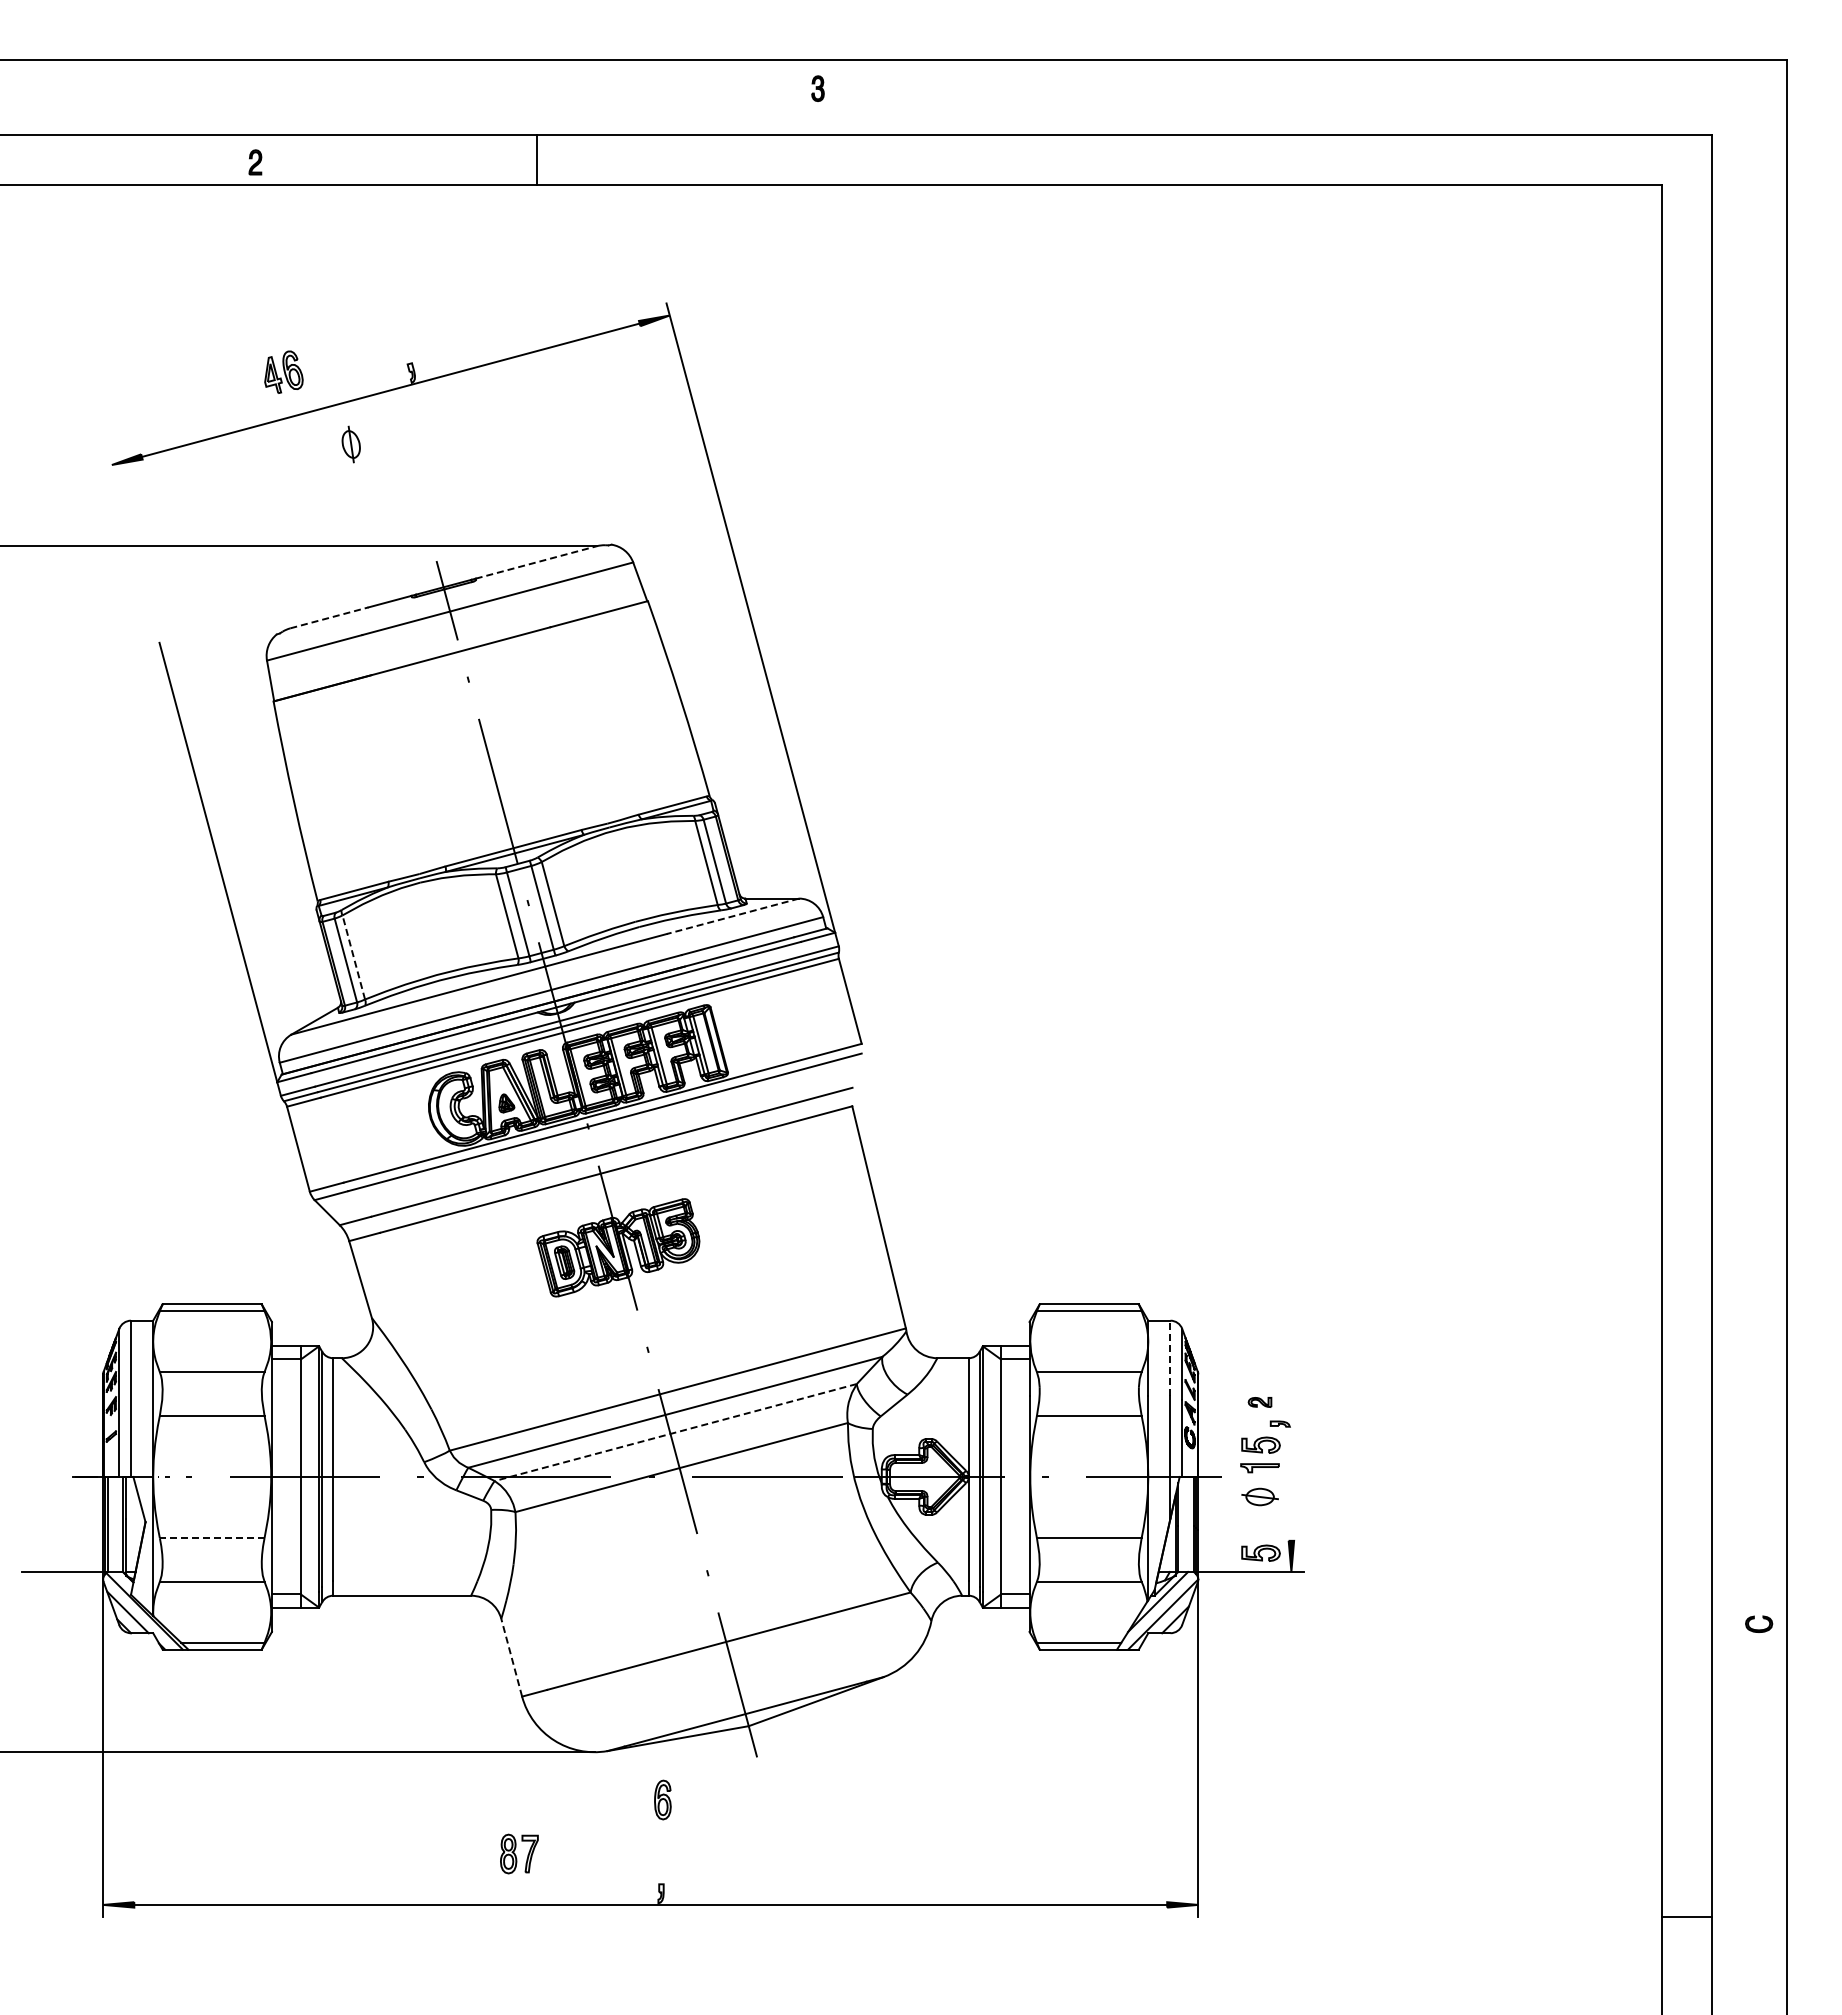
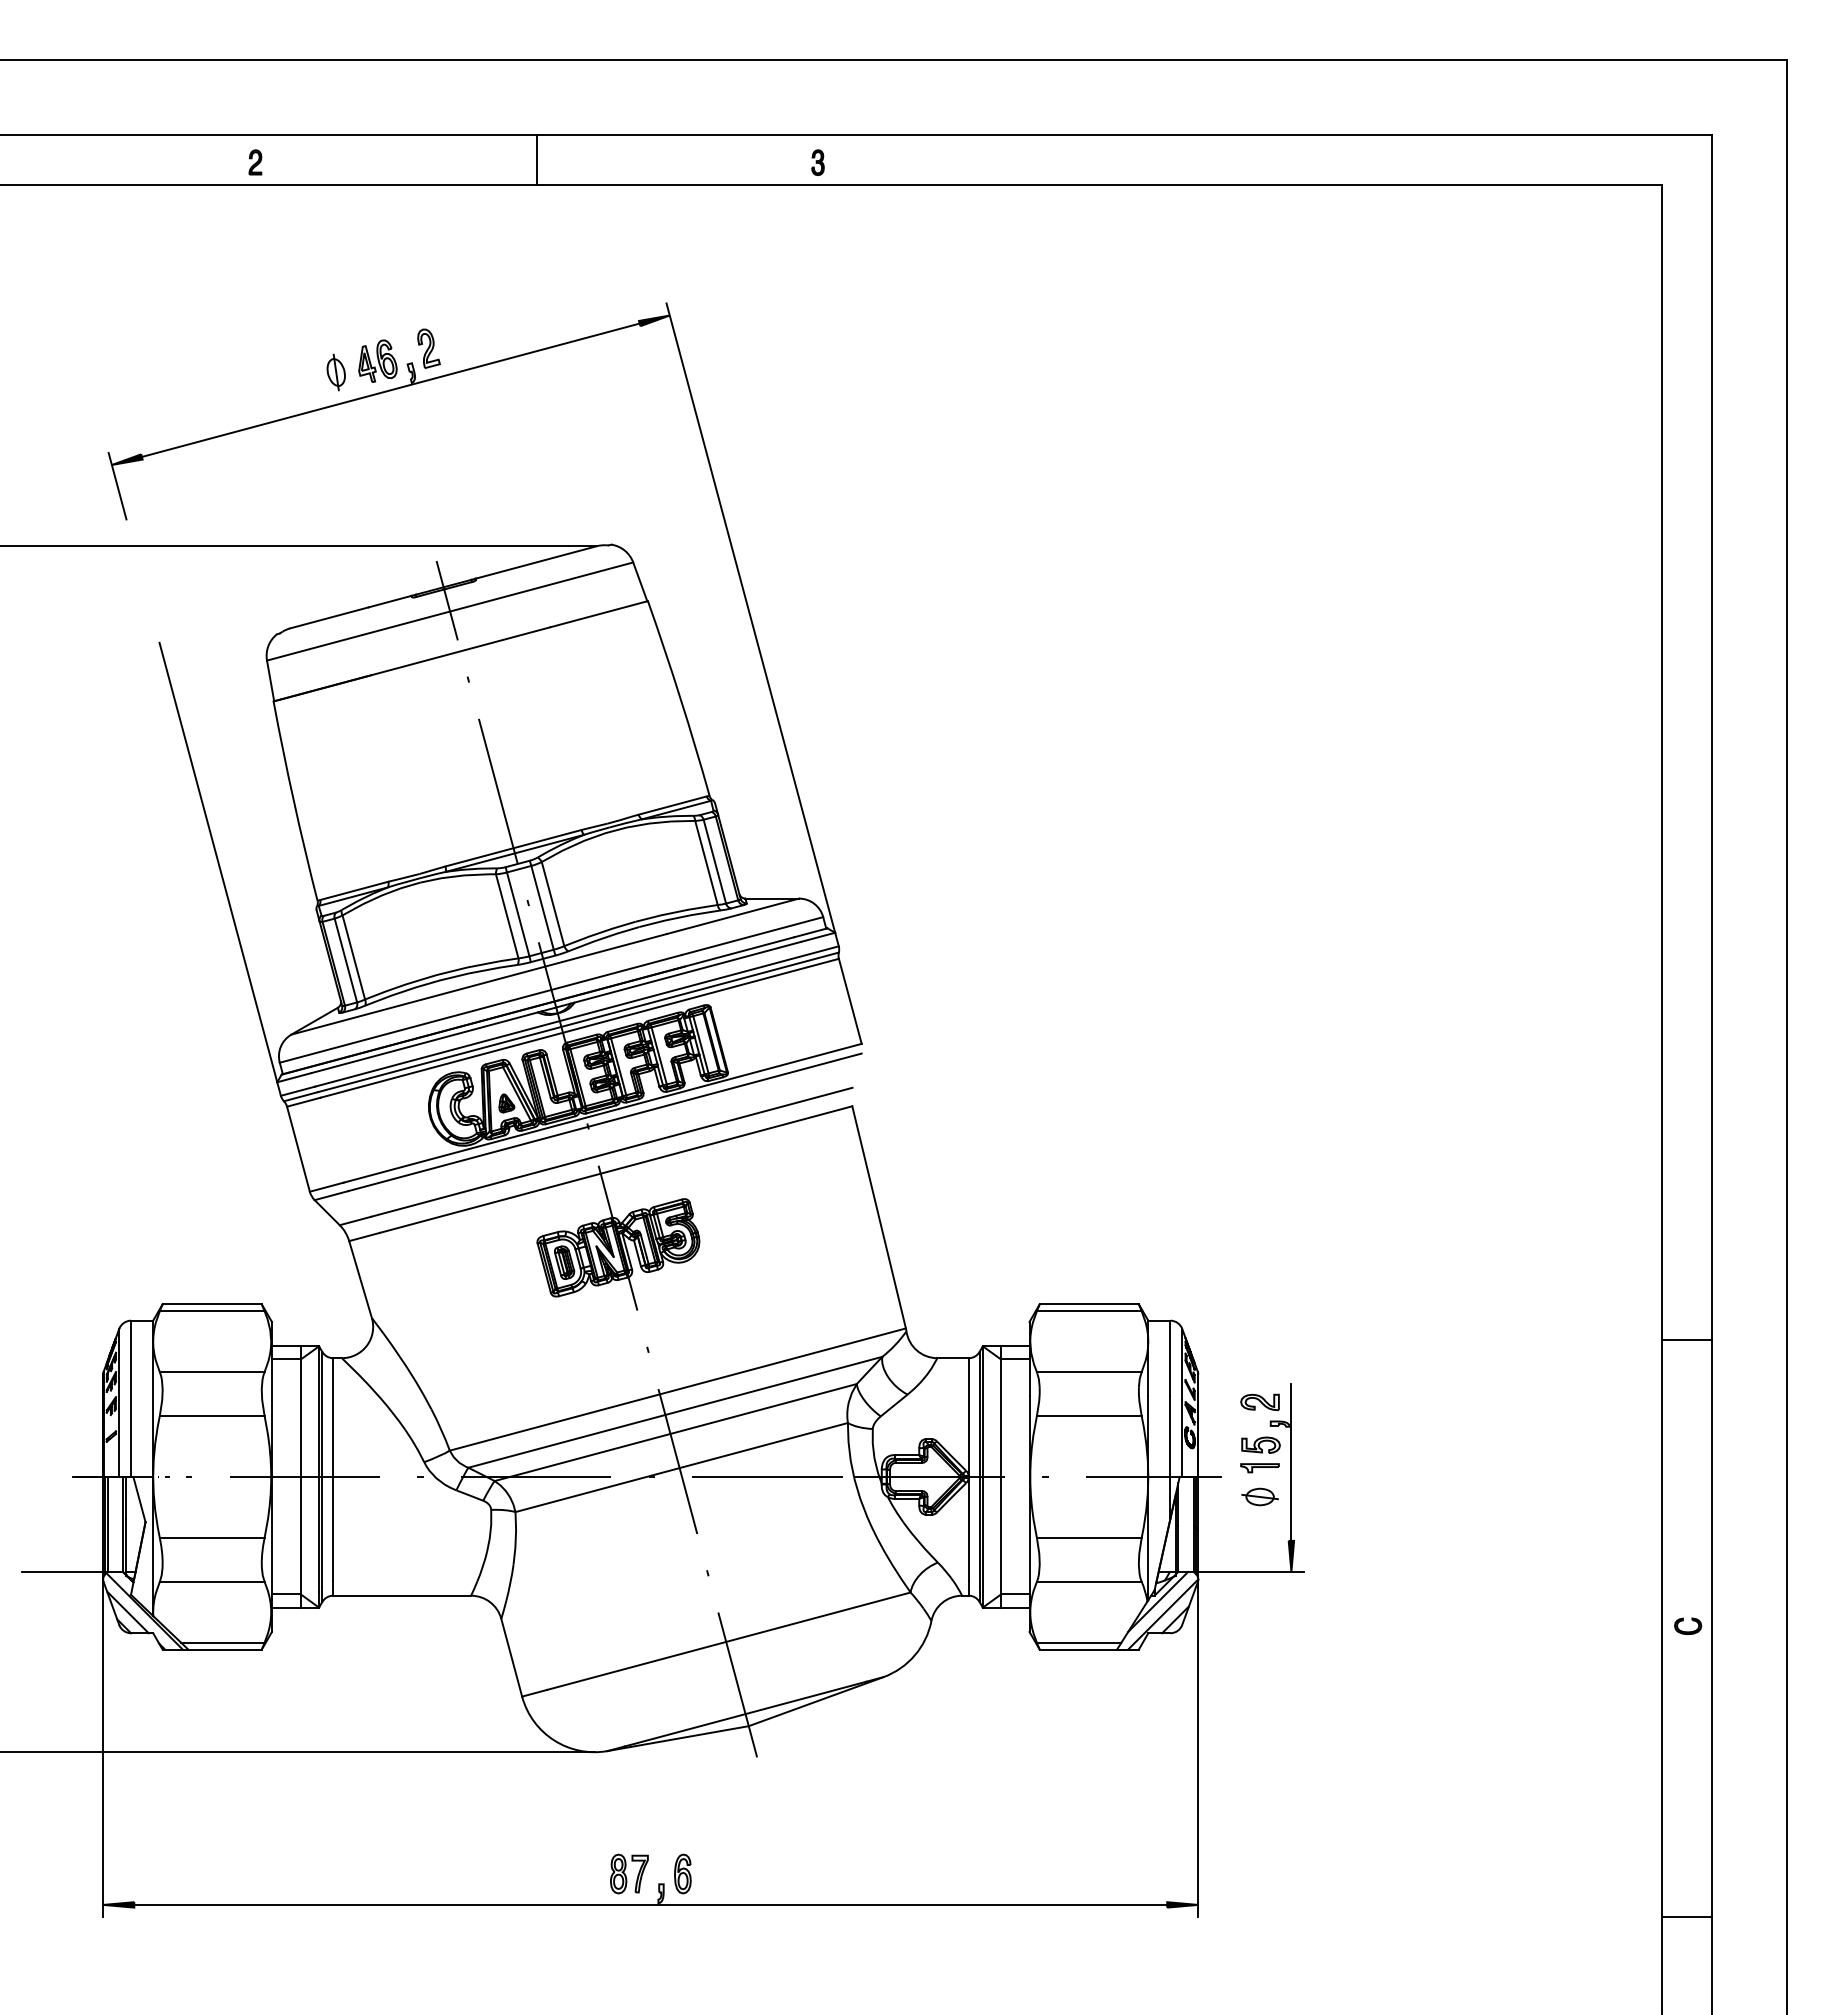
part position: (817, 88) -> (817, 162) (817, 162)
part: none -> present (428, 348)
part position: (283, 371) -> (377, 360) (377, 360)
part position: (350, 444) -> (335, 372) (335, 372)
line: none -> present (117, 485)
line: dashed -> solid (536, 562)
line: dashed -> solid (329, 617)
line: dashed -> solid (732, 916)
line: dashed -> solid (353, 957)
line: none -> present (1686, 1339)
line: dashed -> solid (1170, 1357)
part size: 26x11 px -> 40x19 px (1259, 1402)
line: dashed -> solid (675, 1432)
line: none -> present (1291, 1462)
line: dashed -> solid (211, 1538)
part: present -> none (1260, 1552)
part position: (1759, 1623) -> (1688, 1625) (1688, 1625)
line: dashed -> solid (511, 1657)
part position: (662, 1799) -> (682, 1873) (682, 1873)
part position: (519, 1853) -> (629, 1873) (629, 1873)
